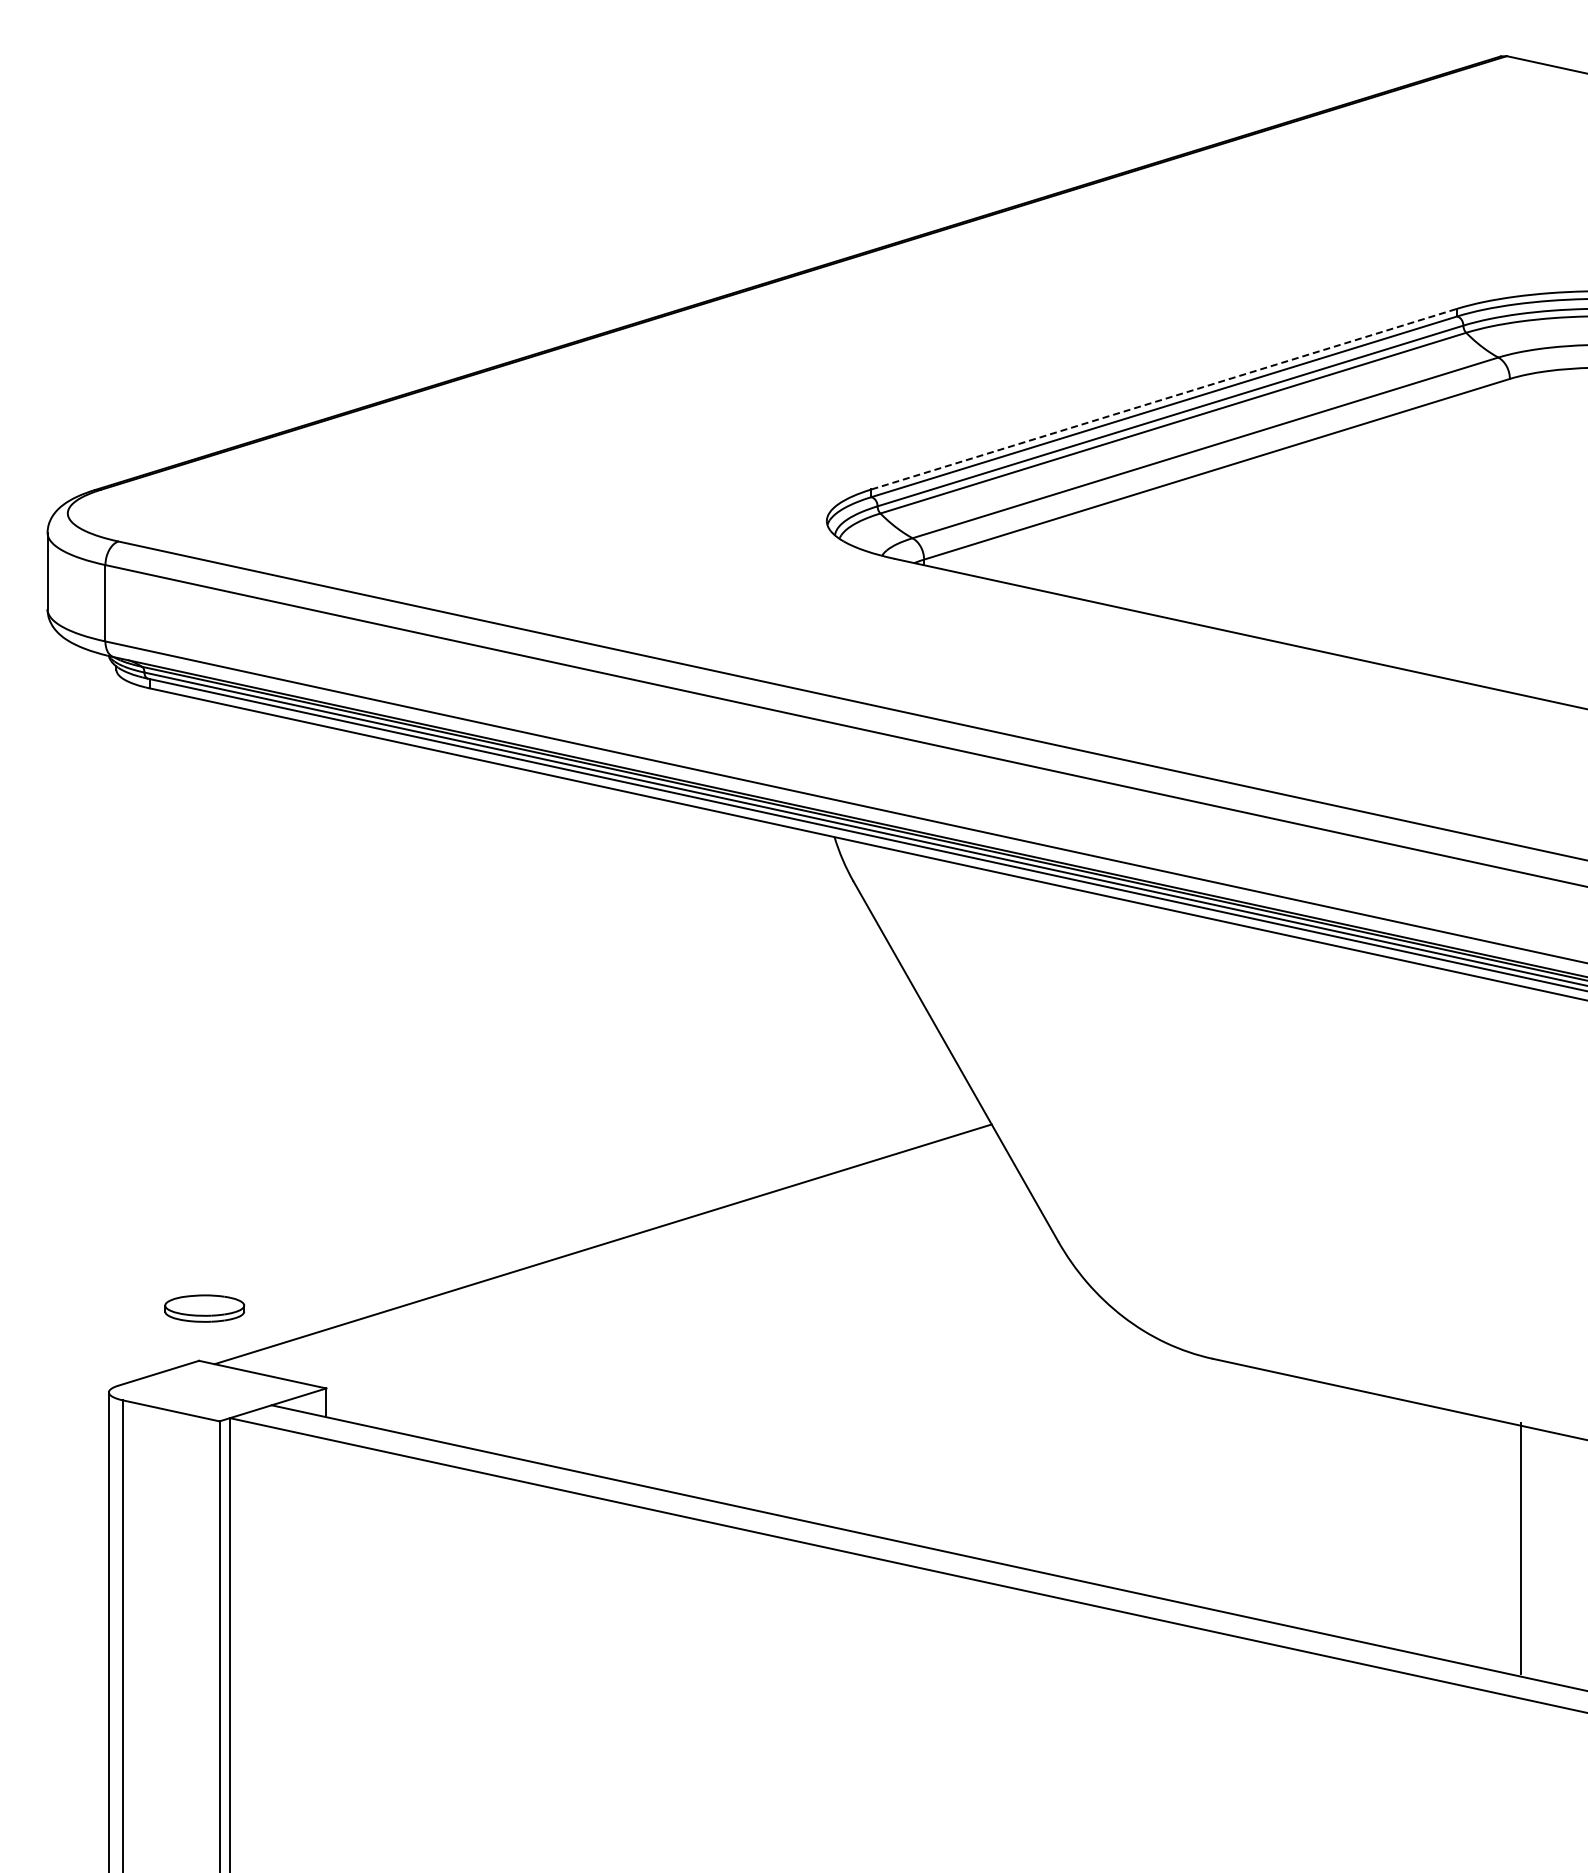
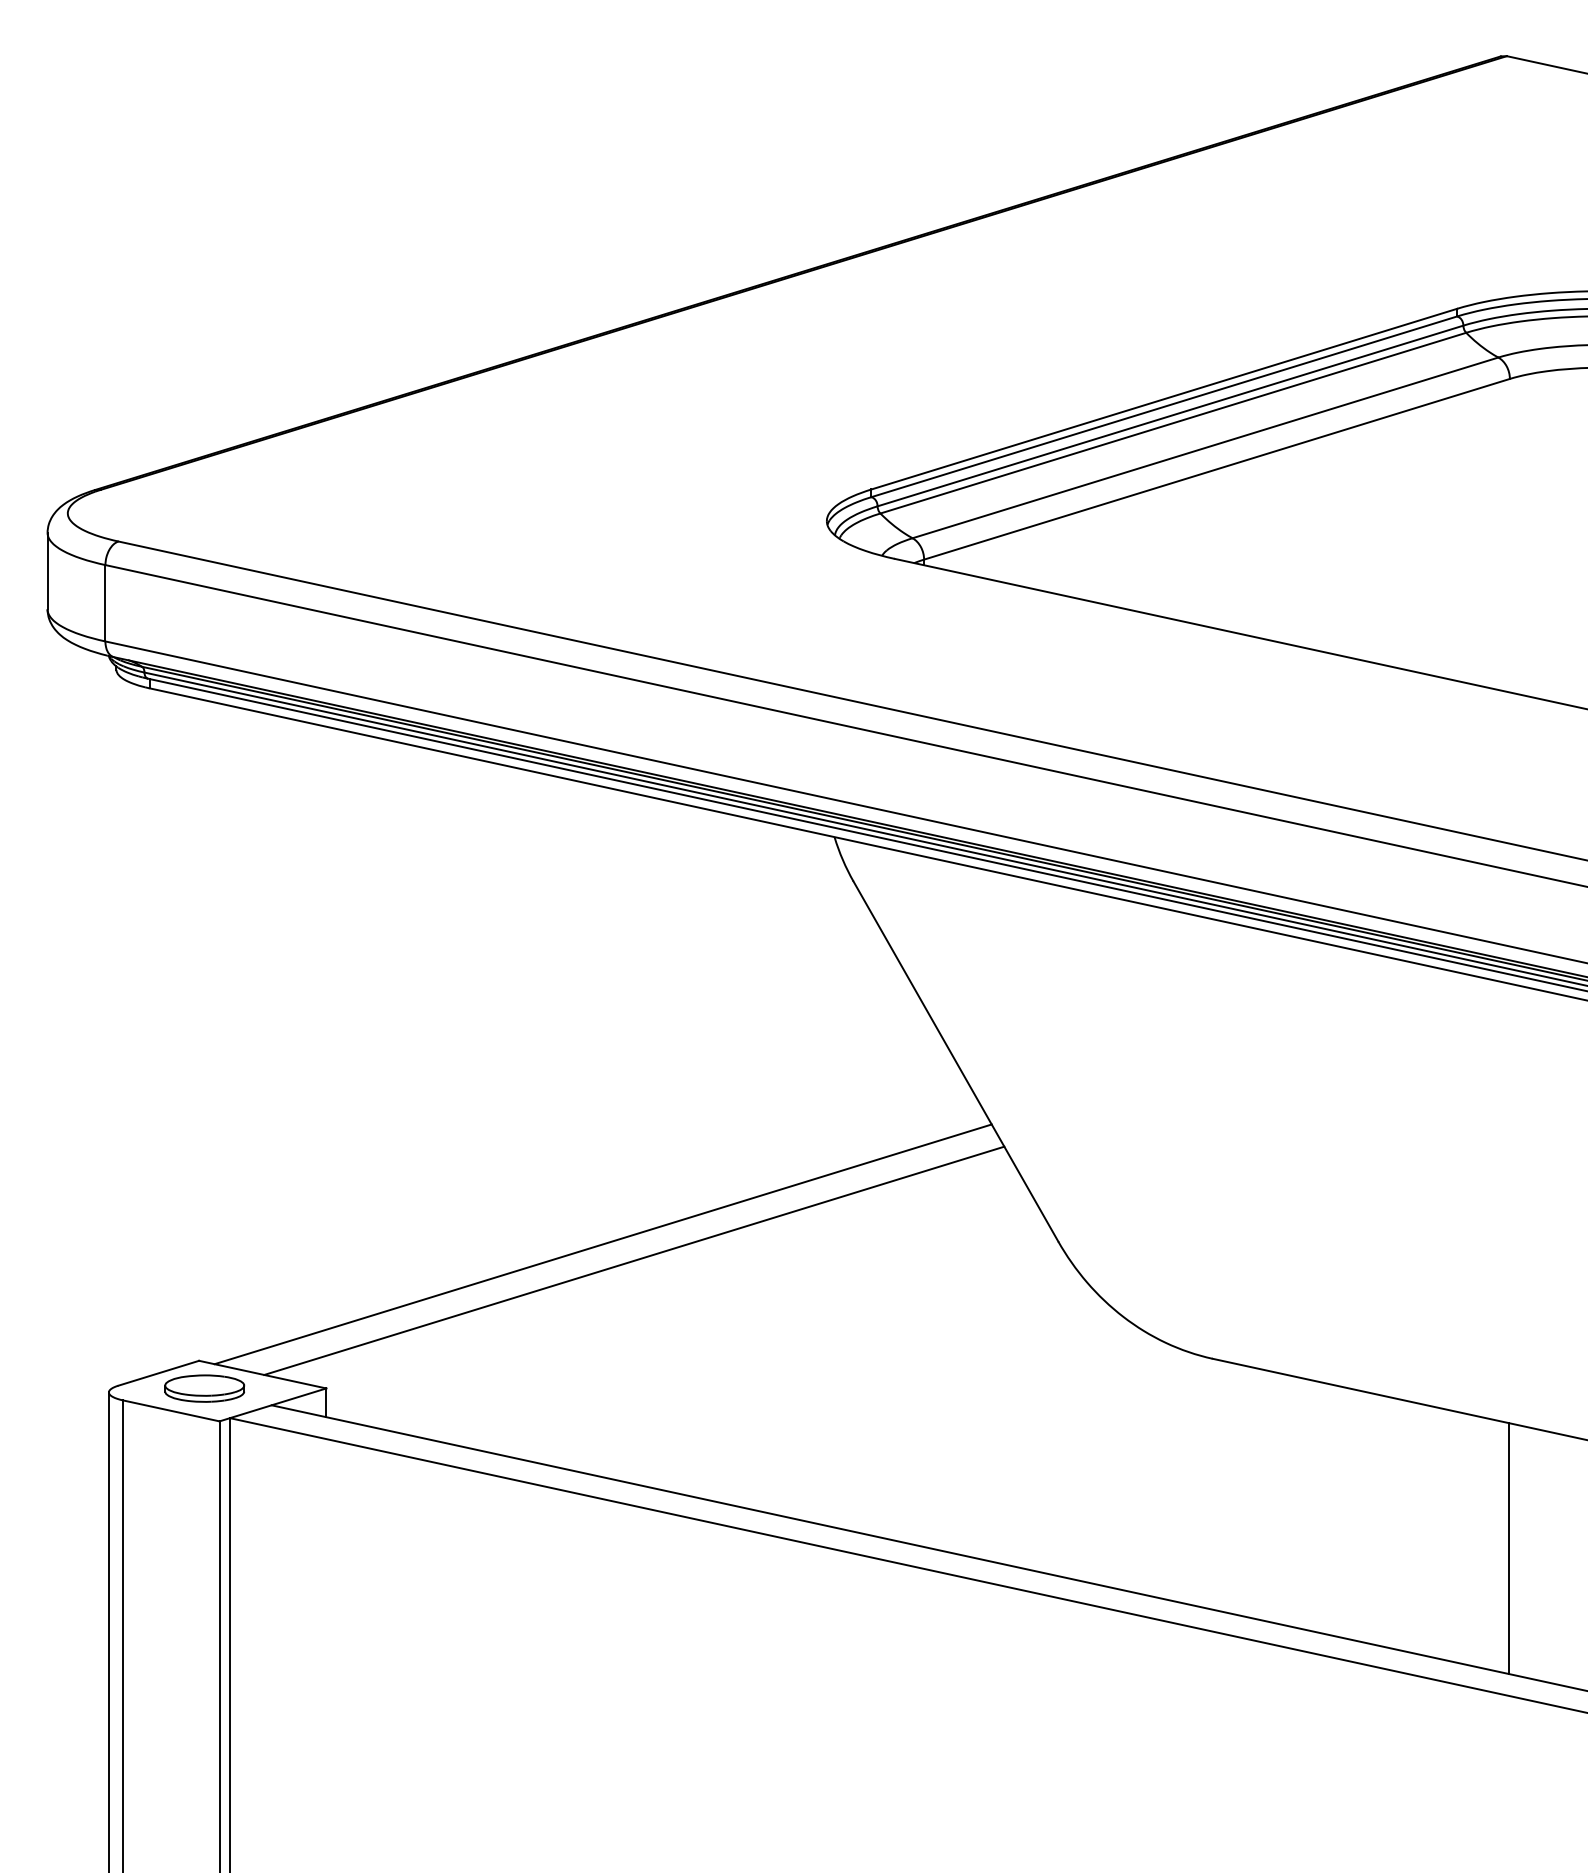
line: dashed -> solid (1164, 399)
line: none -> present (634, 1260)
part position: (204, 1308) -> (204, 1388) (204, 1388)
line position: (1520, 1548) -> (1508, 1548) (1508, 1548)
